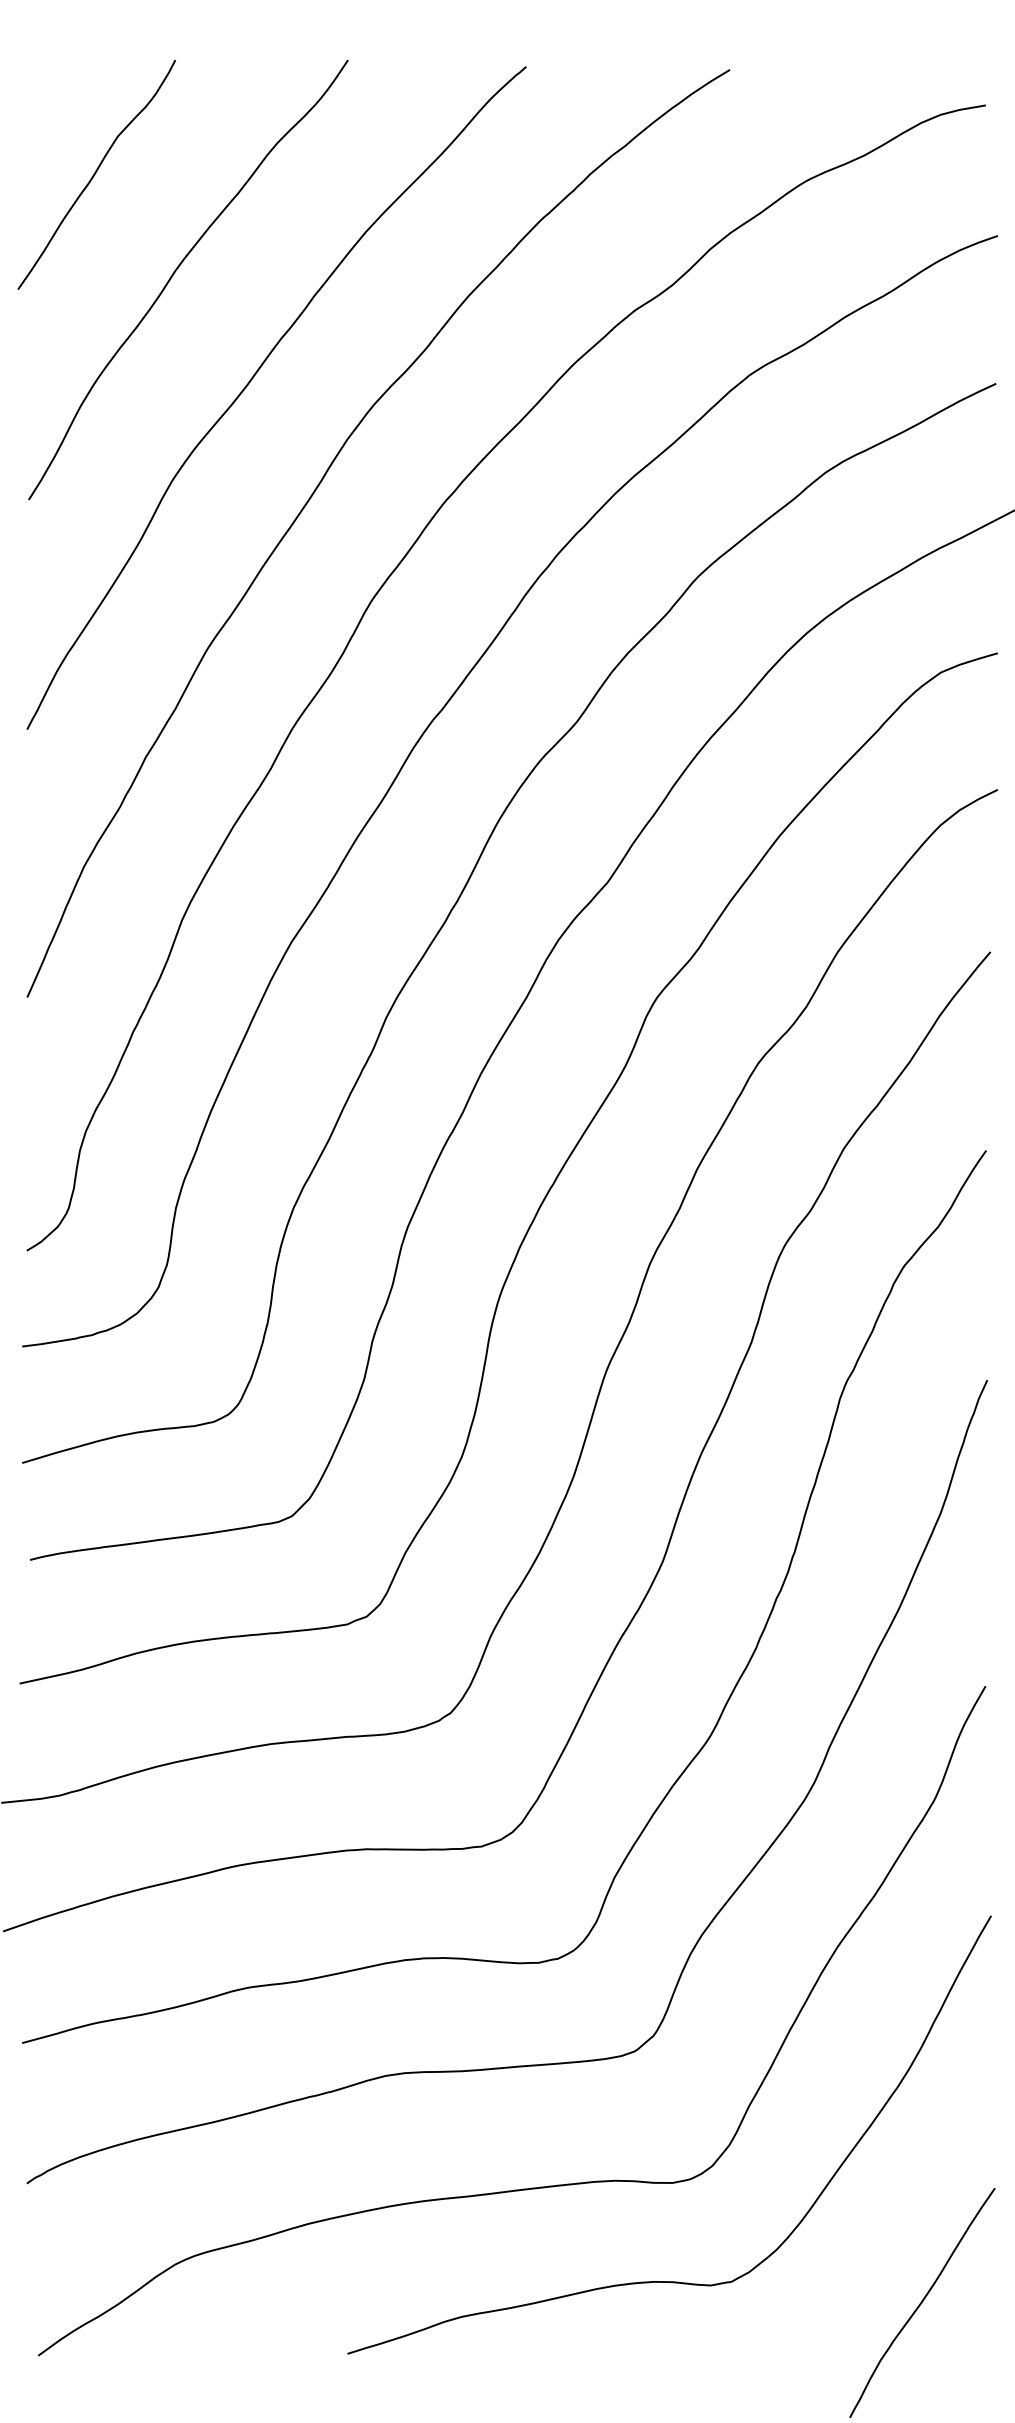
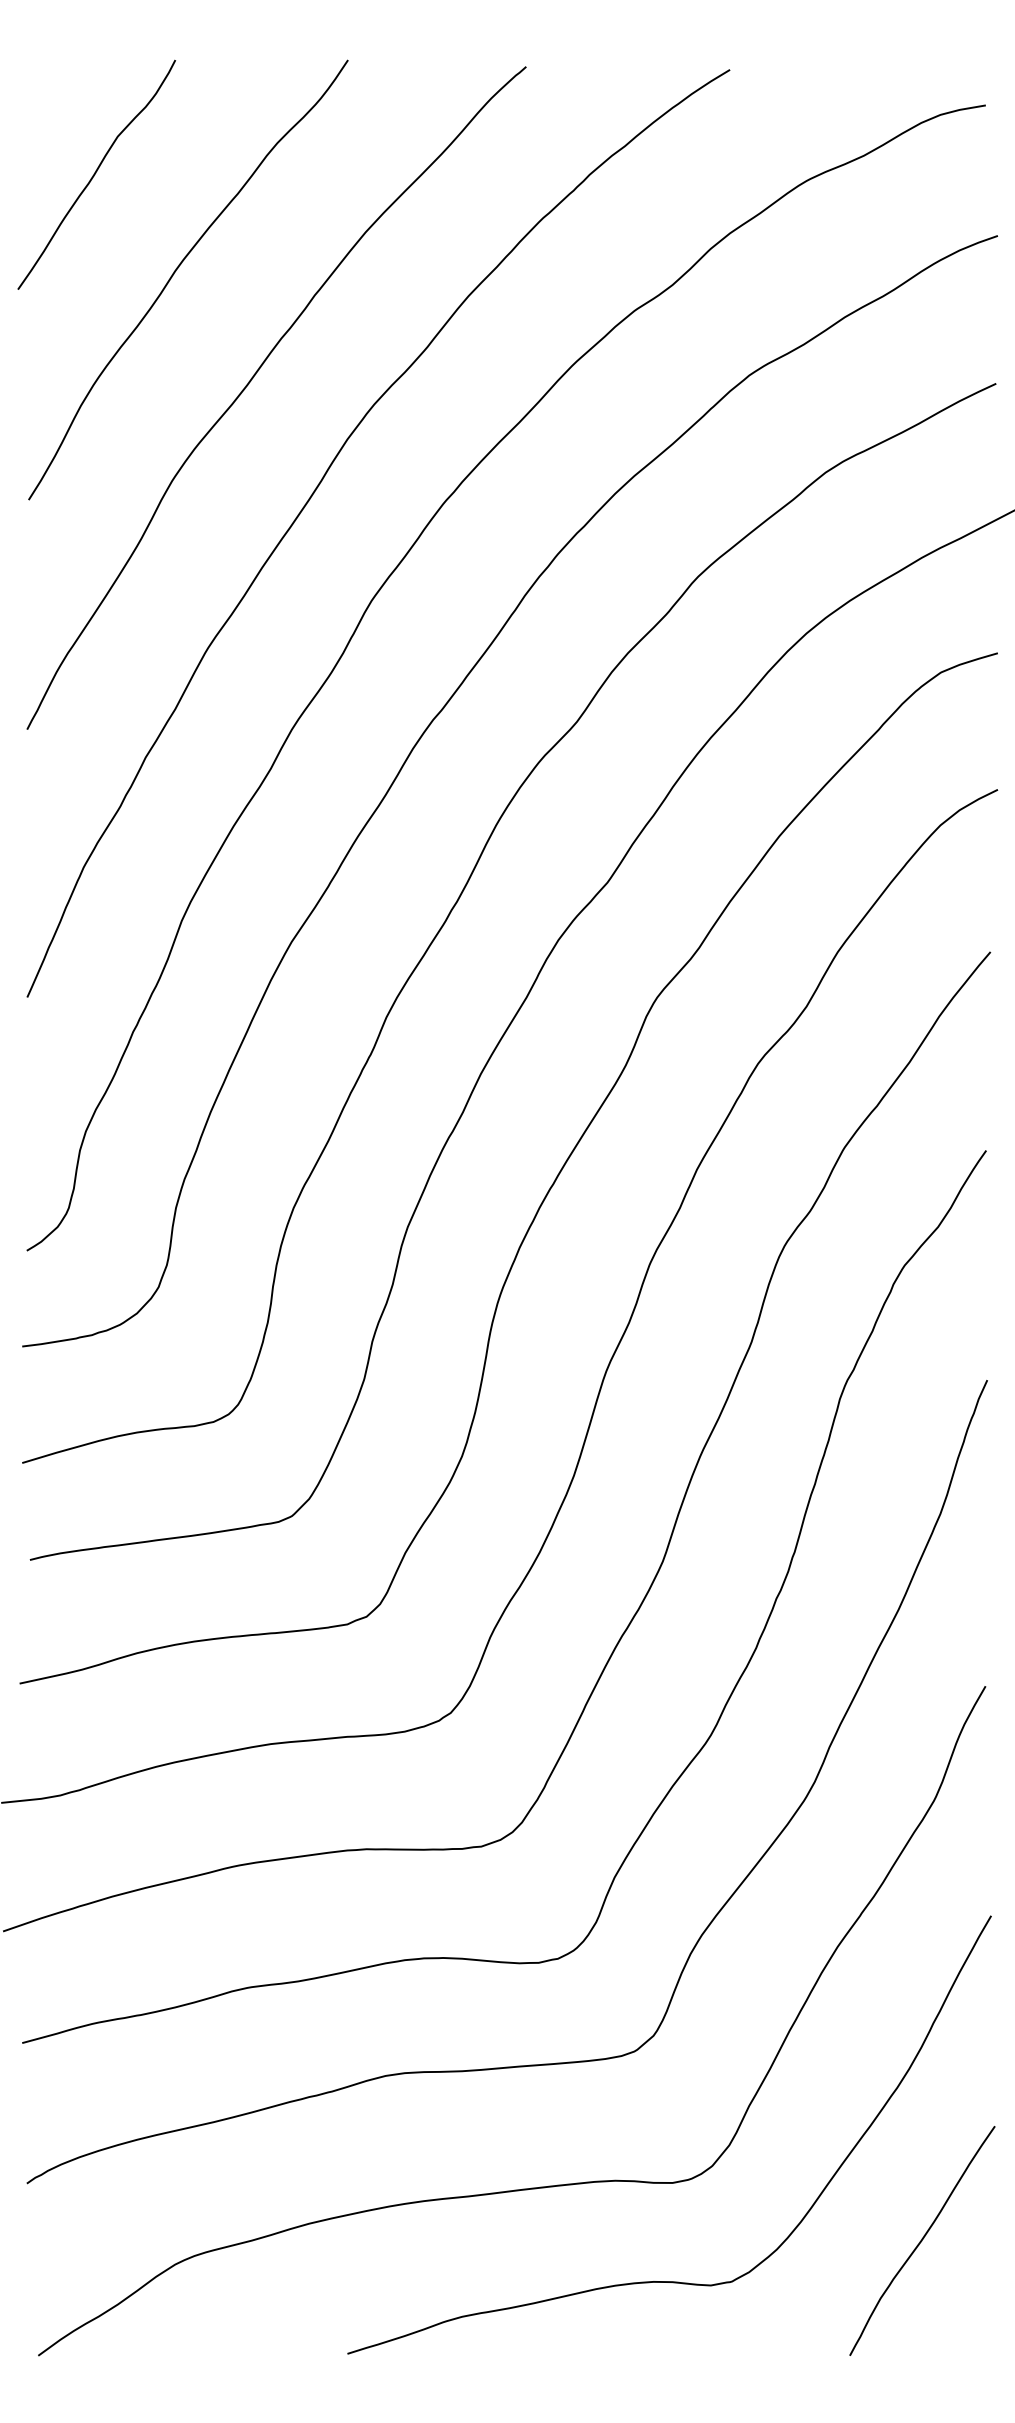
curve position: (922, 2302) -> (922, 2240) (922, 2240)
